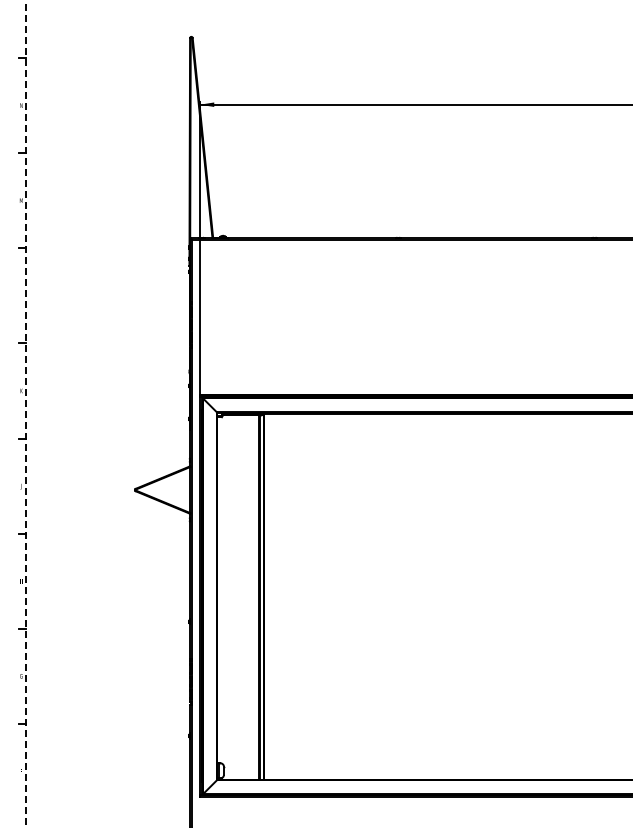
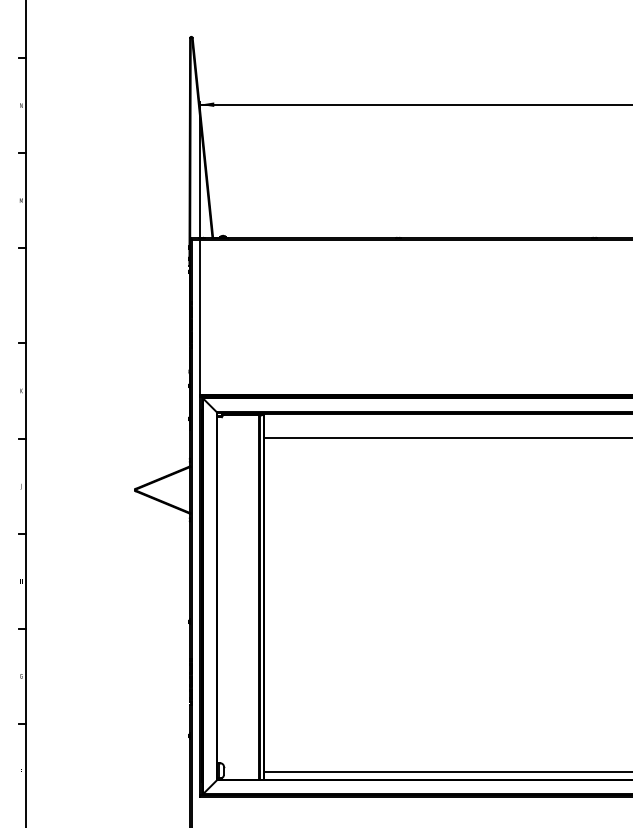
line: dashed -> solid (26, 413)
line: none -> present (446, 438)
line: none -> present (446, 771)
